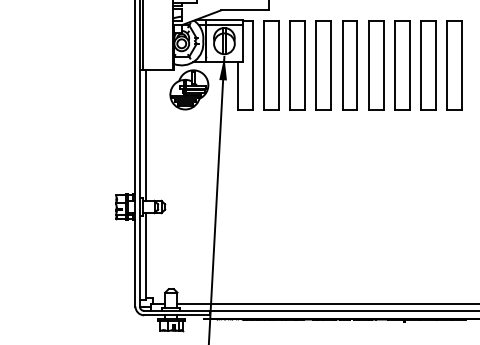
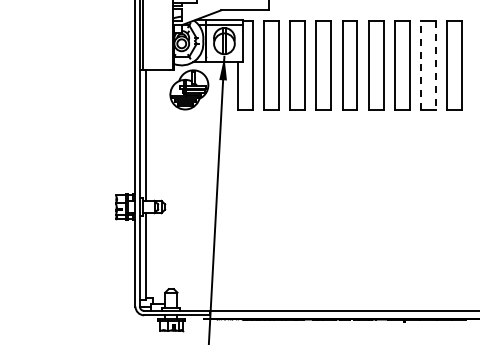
line: solid -> dashed (420, 65)
line: solid -> dashed (435, 65)
line: present -> none (326, 304)
